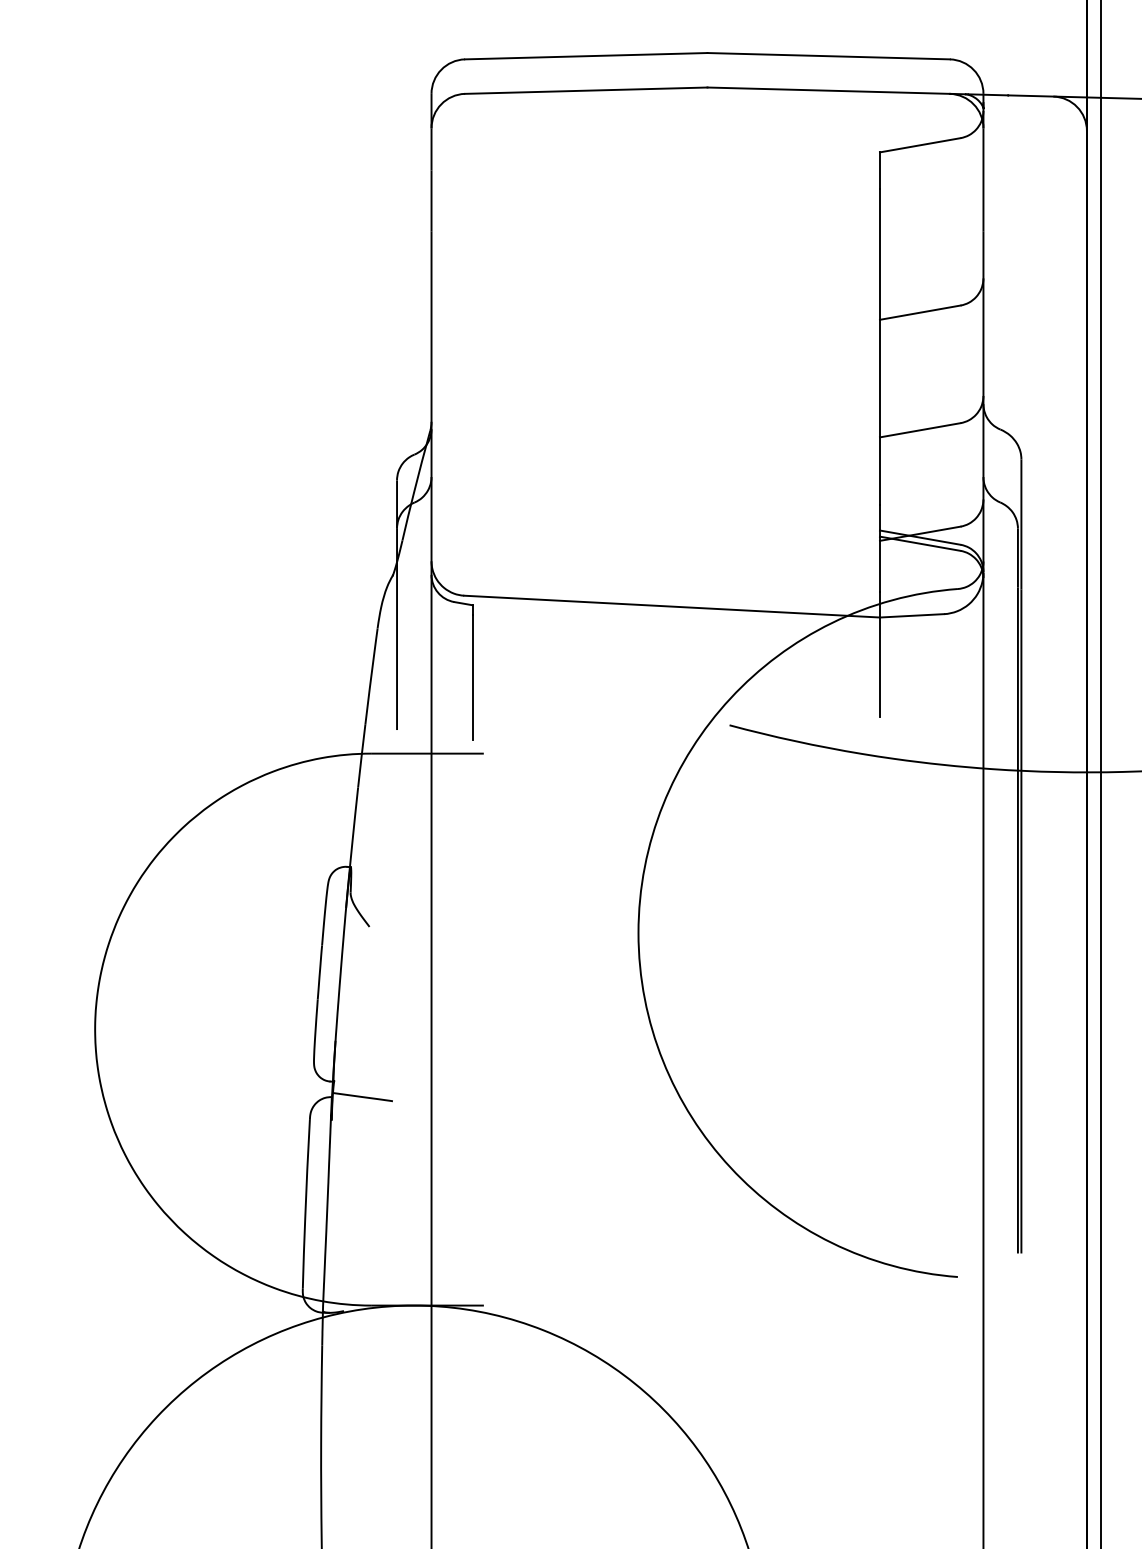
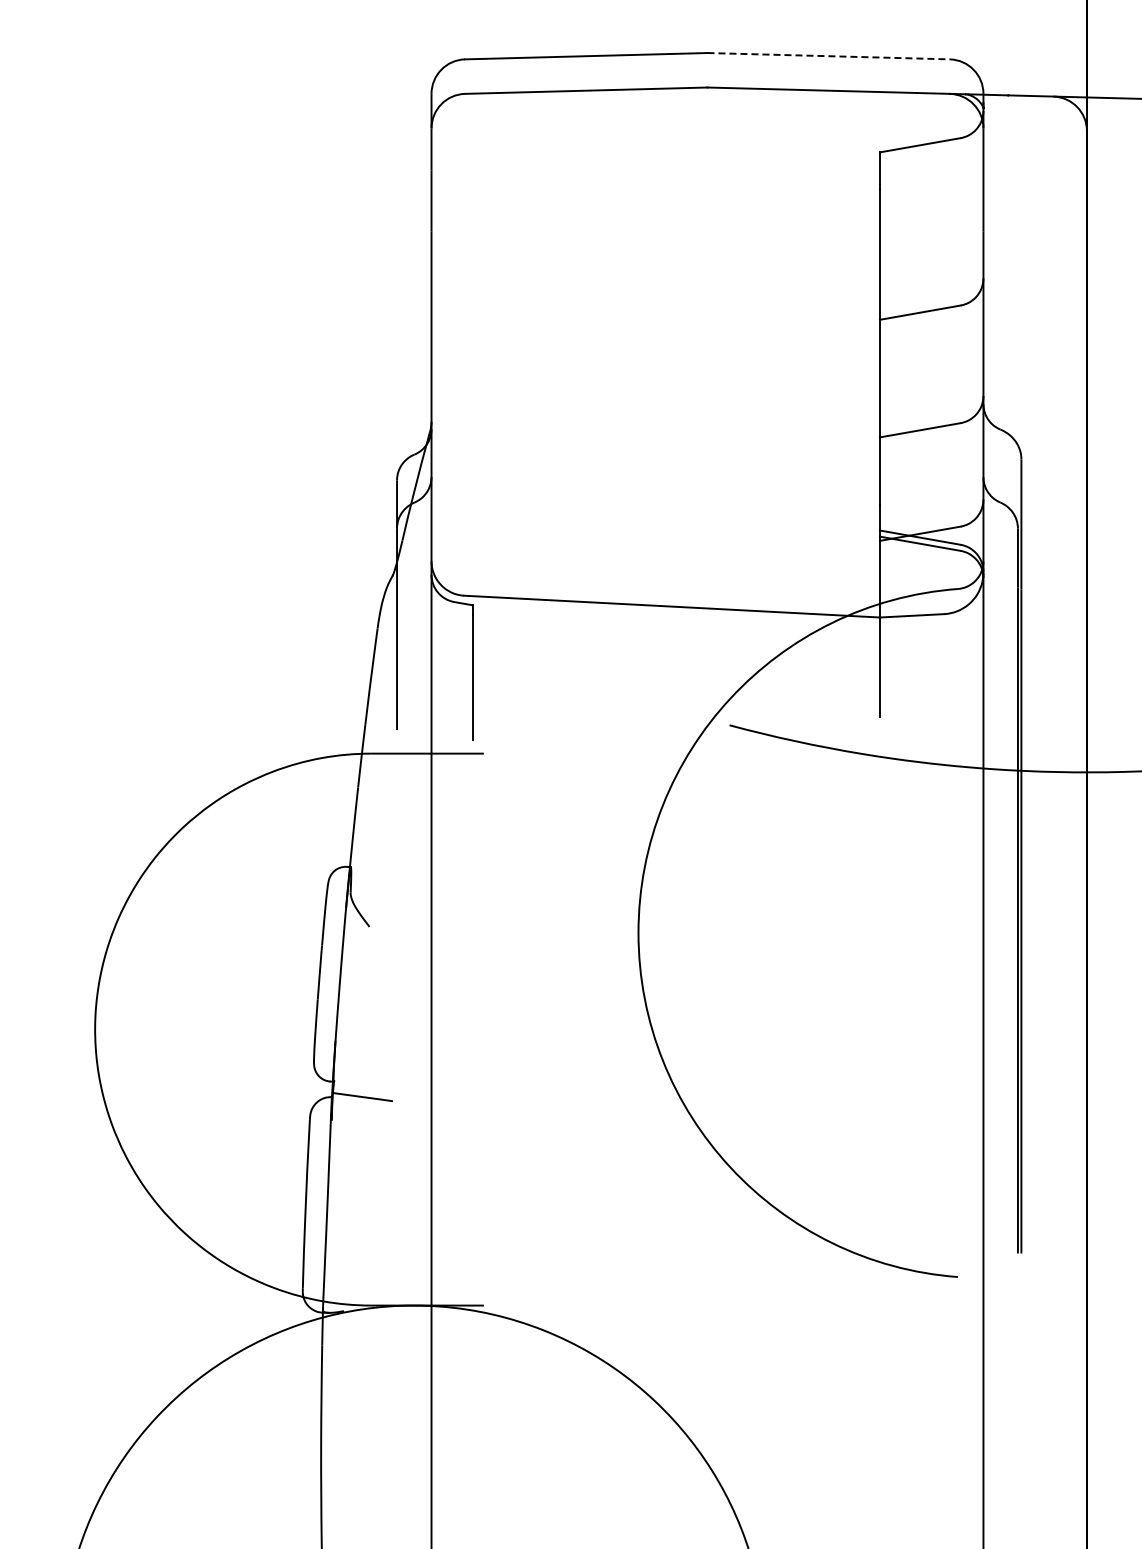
line: solid -> dashed (829, 56)
line: present -> none (1100, 773)
